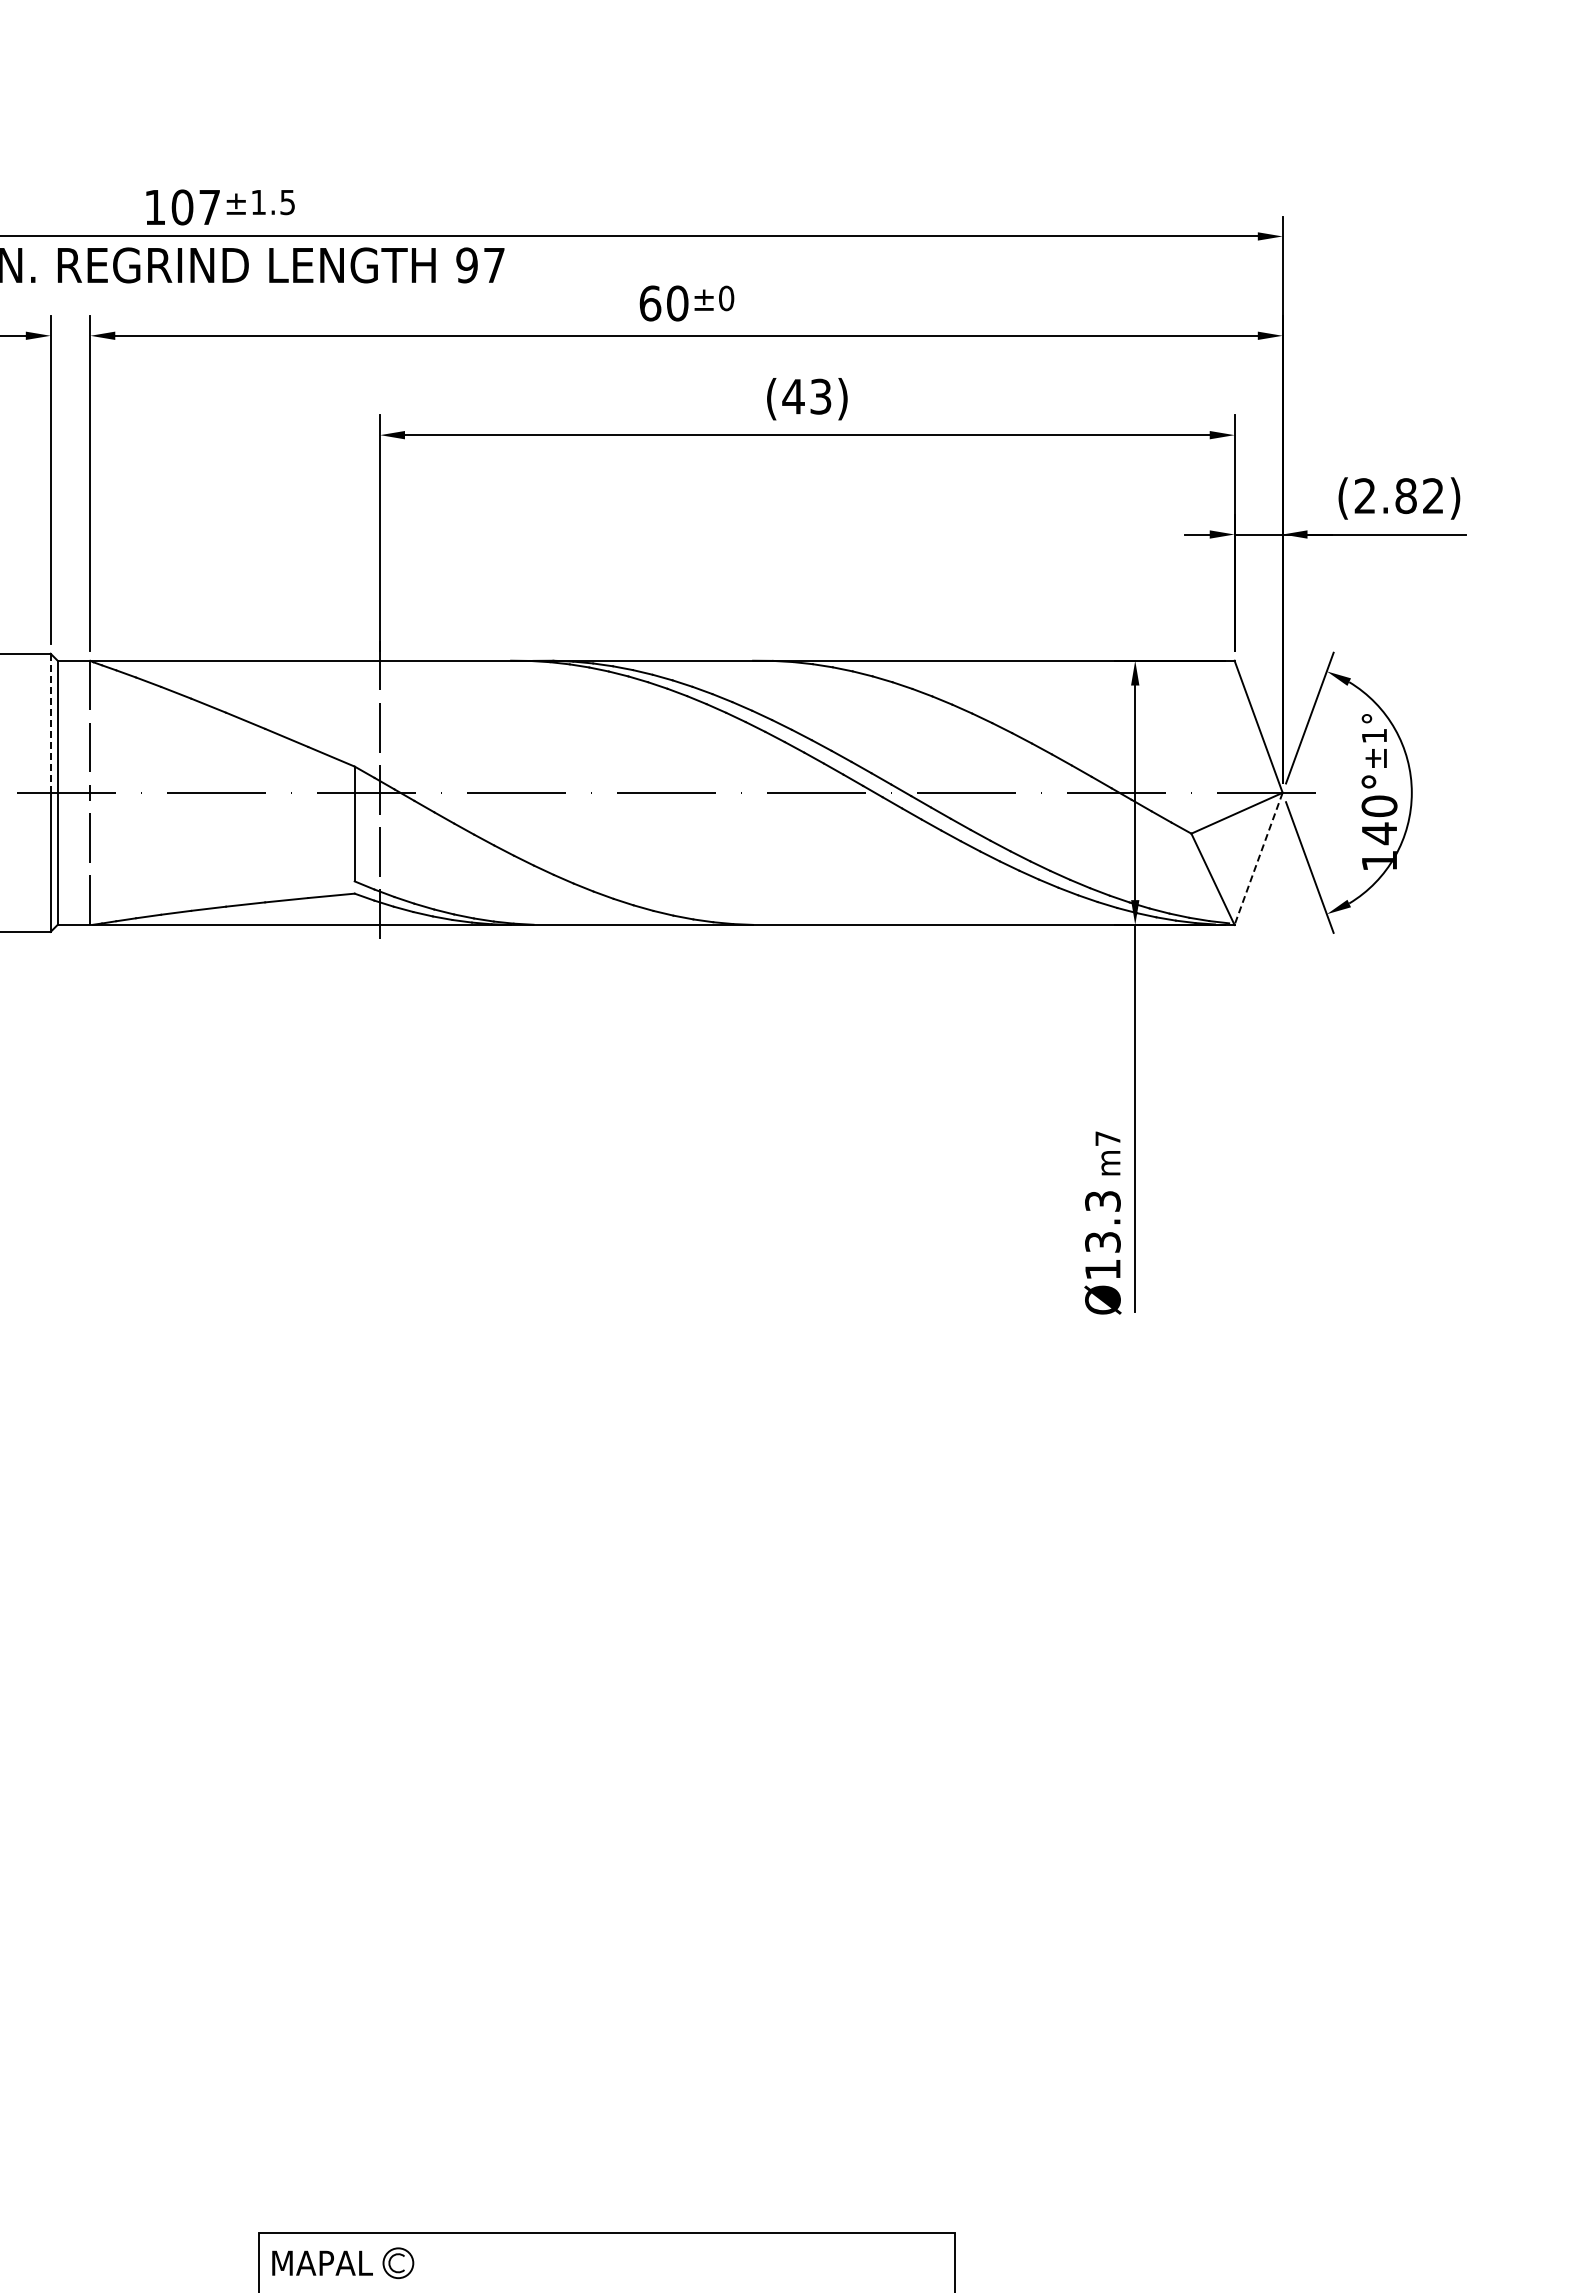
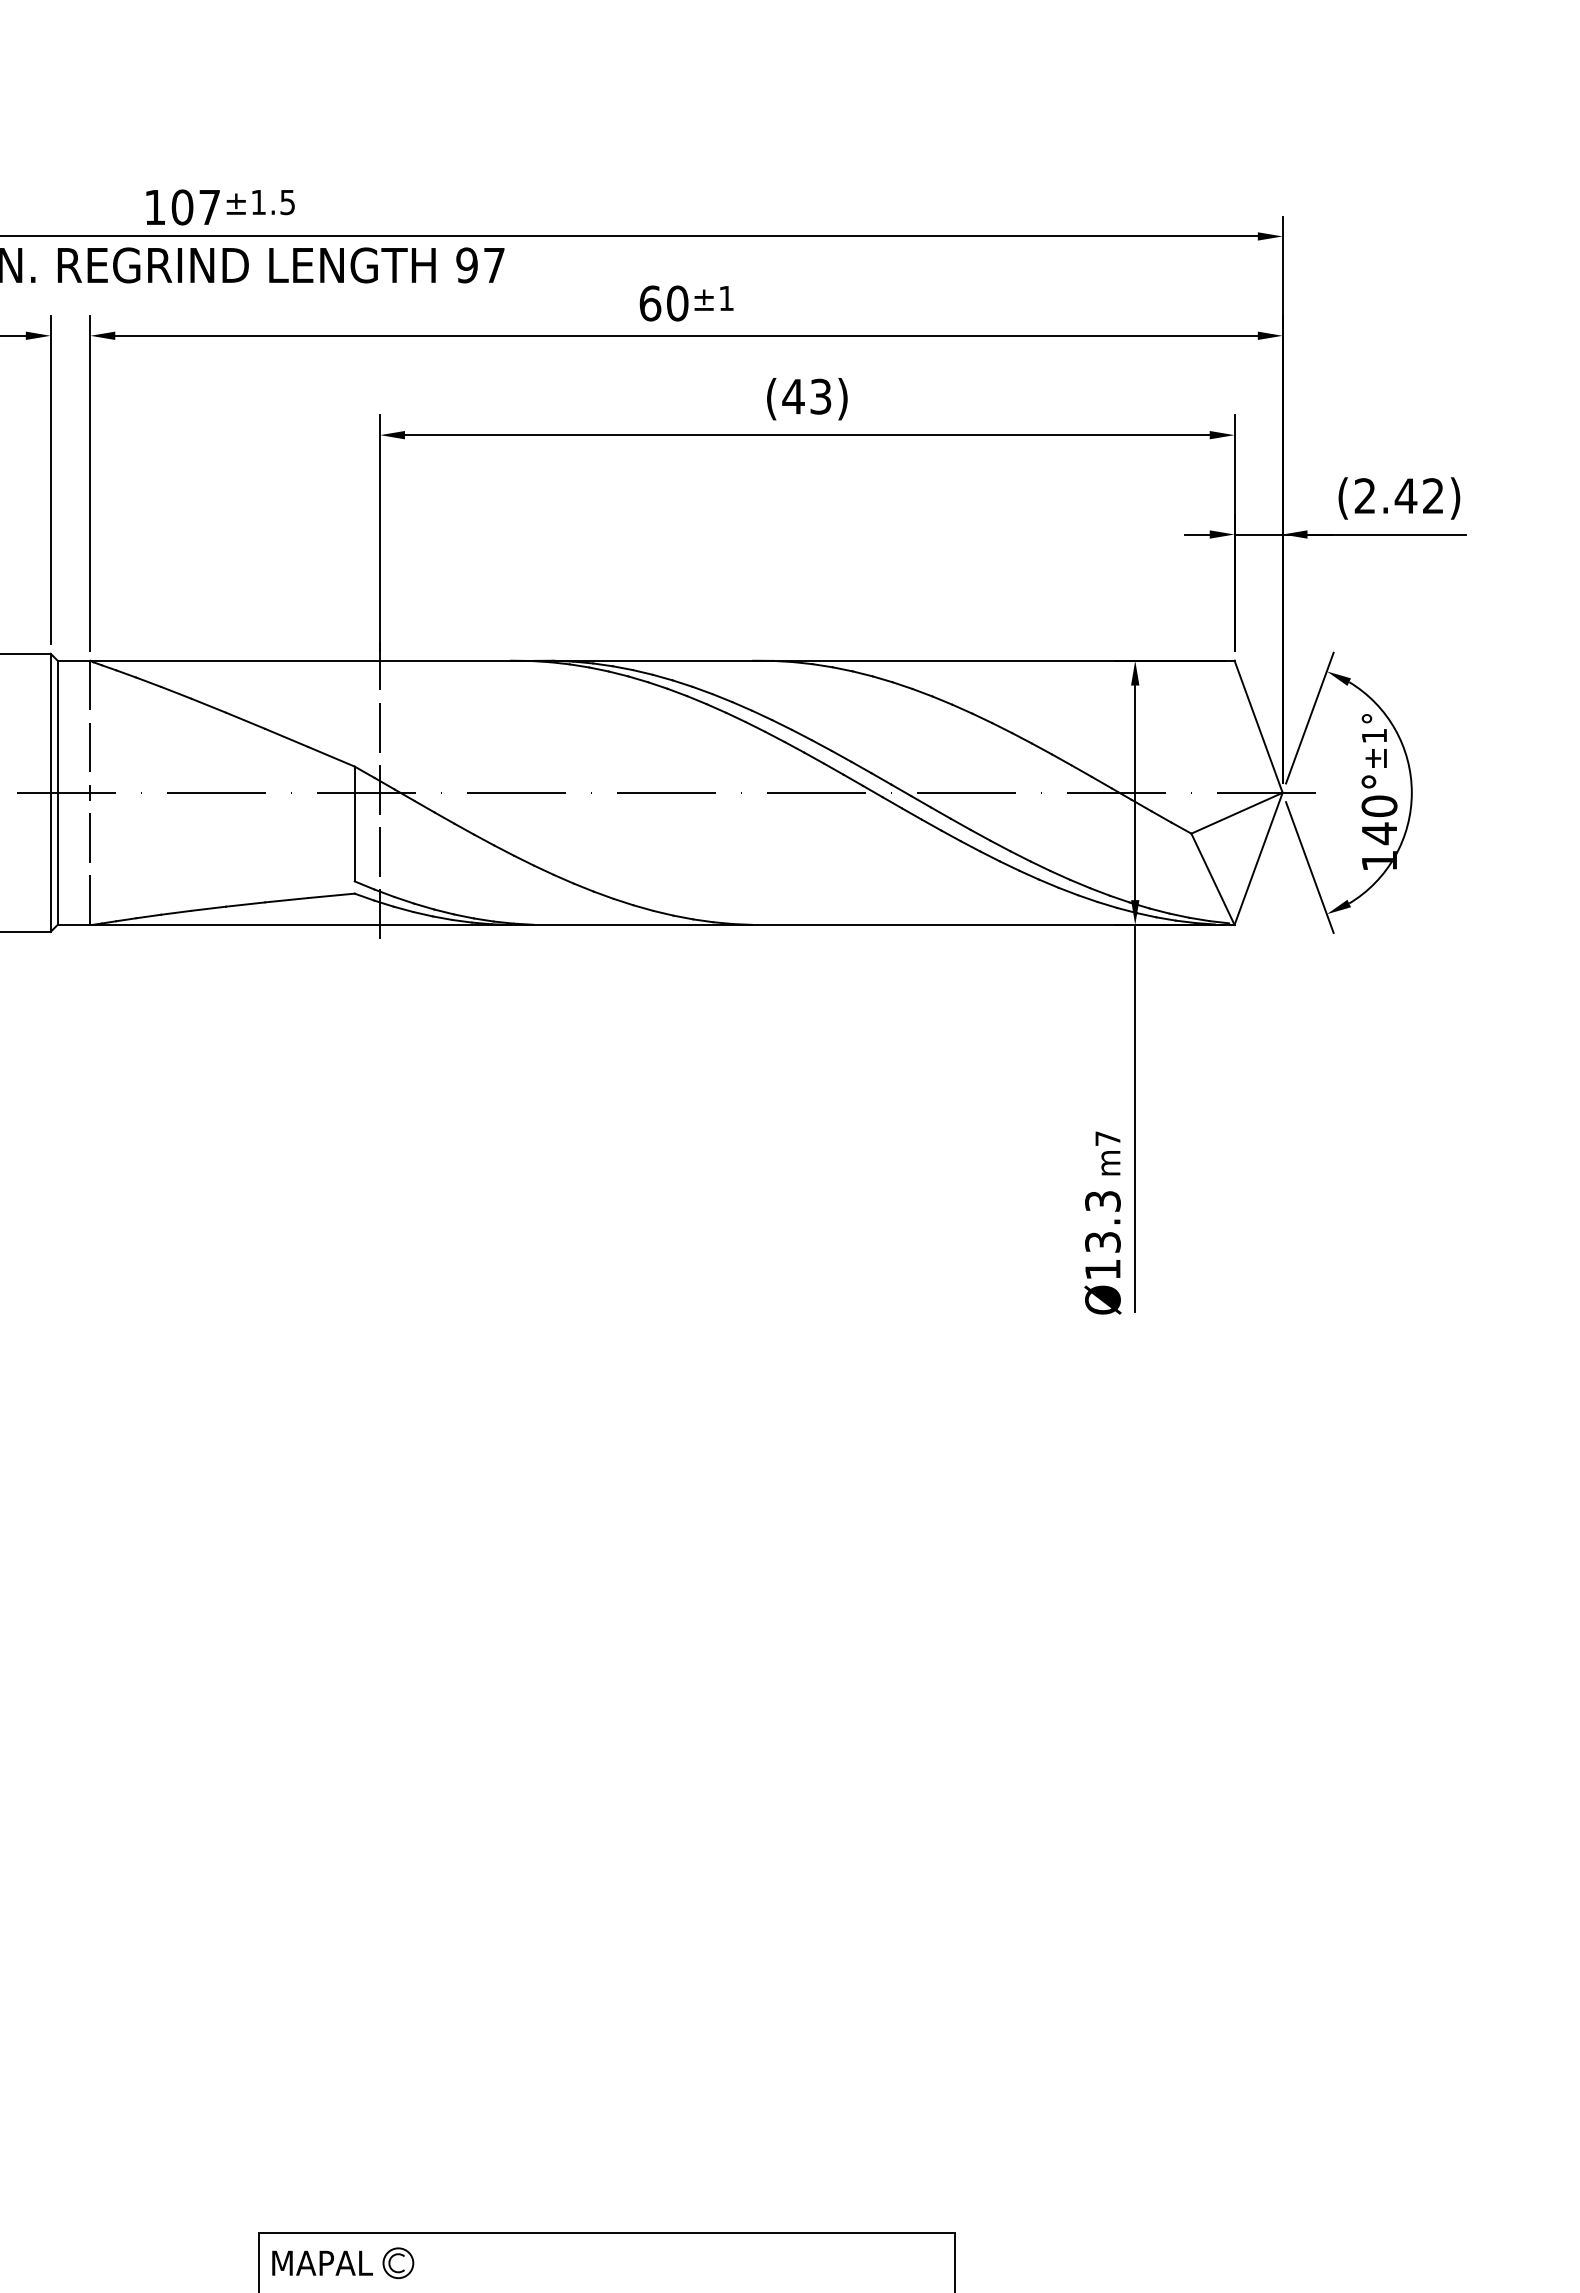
text: ±0 -> ±1 (726, 298)
text: (2.82) -> (2.42) (1405, 496)
line: dashed -> solid (50, 723)
line: dashed -> solid (1258, 859)
